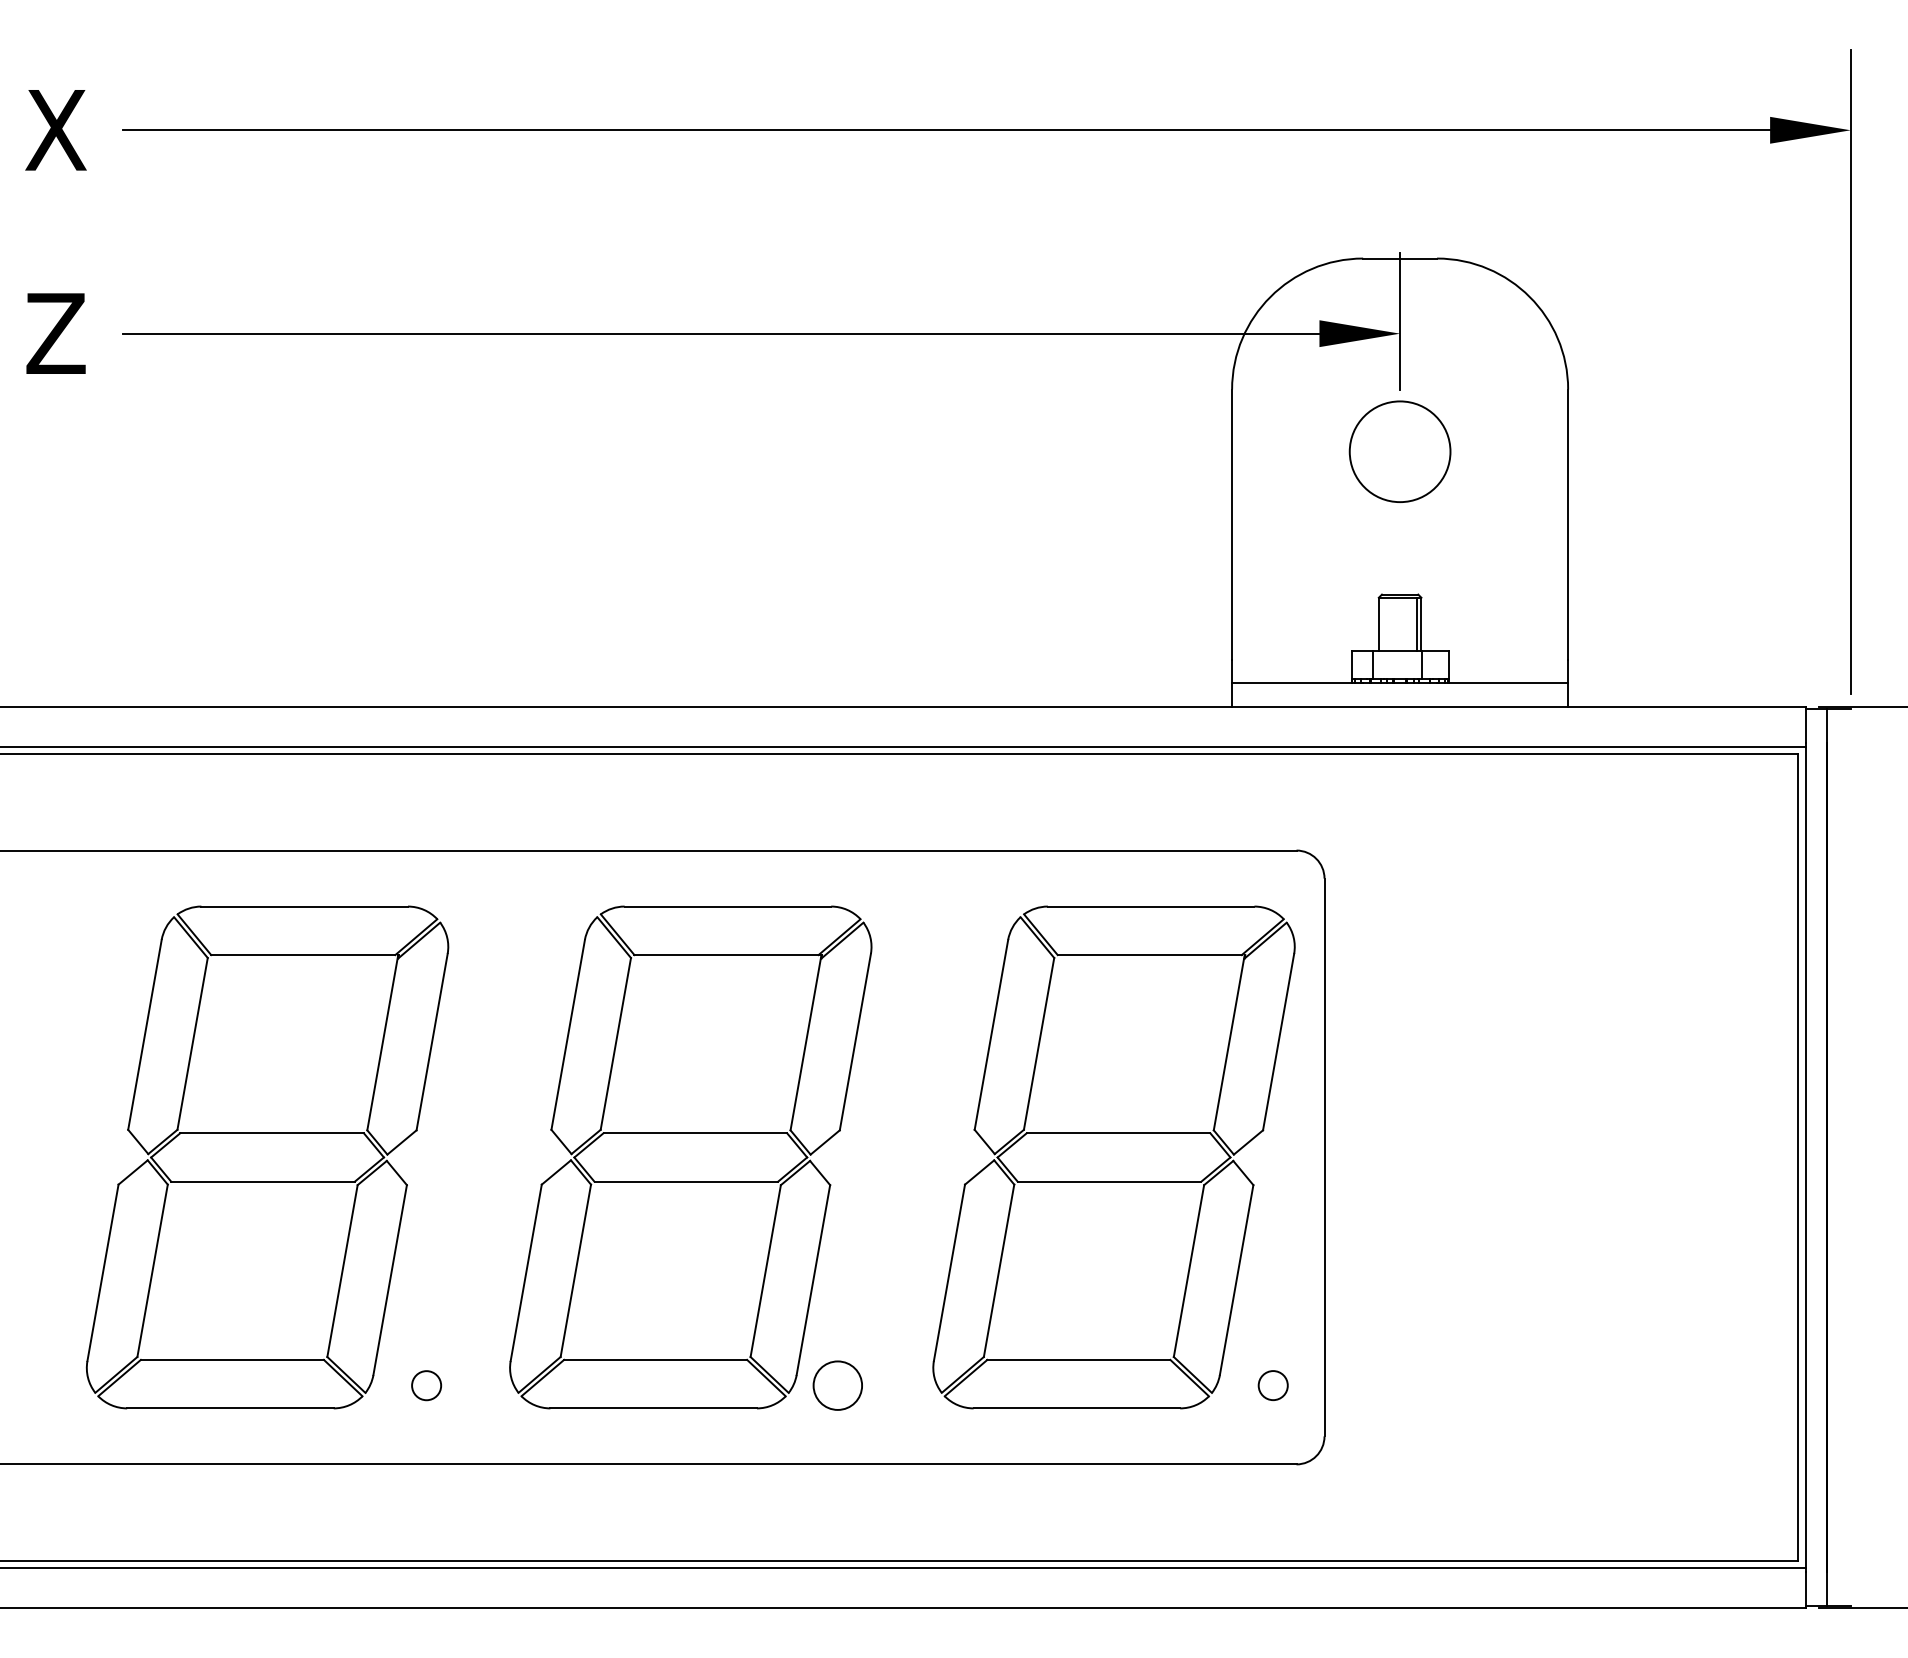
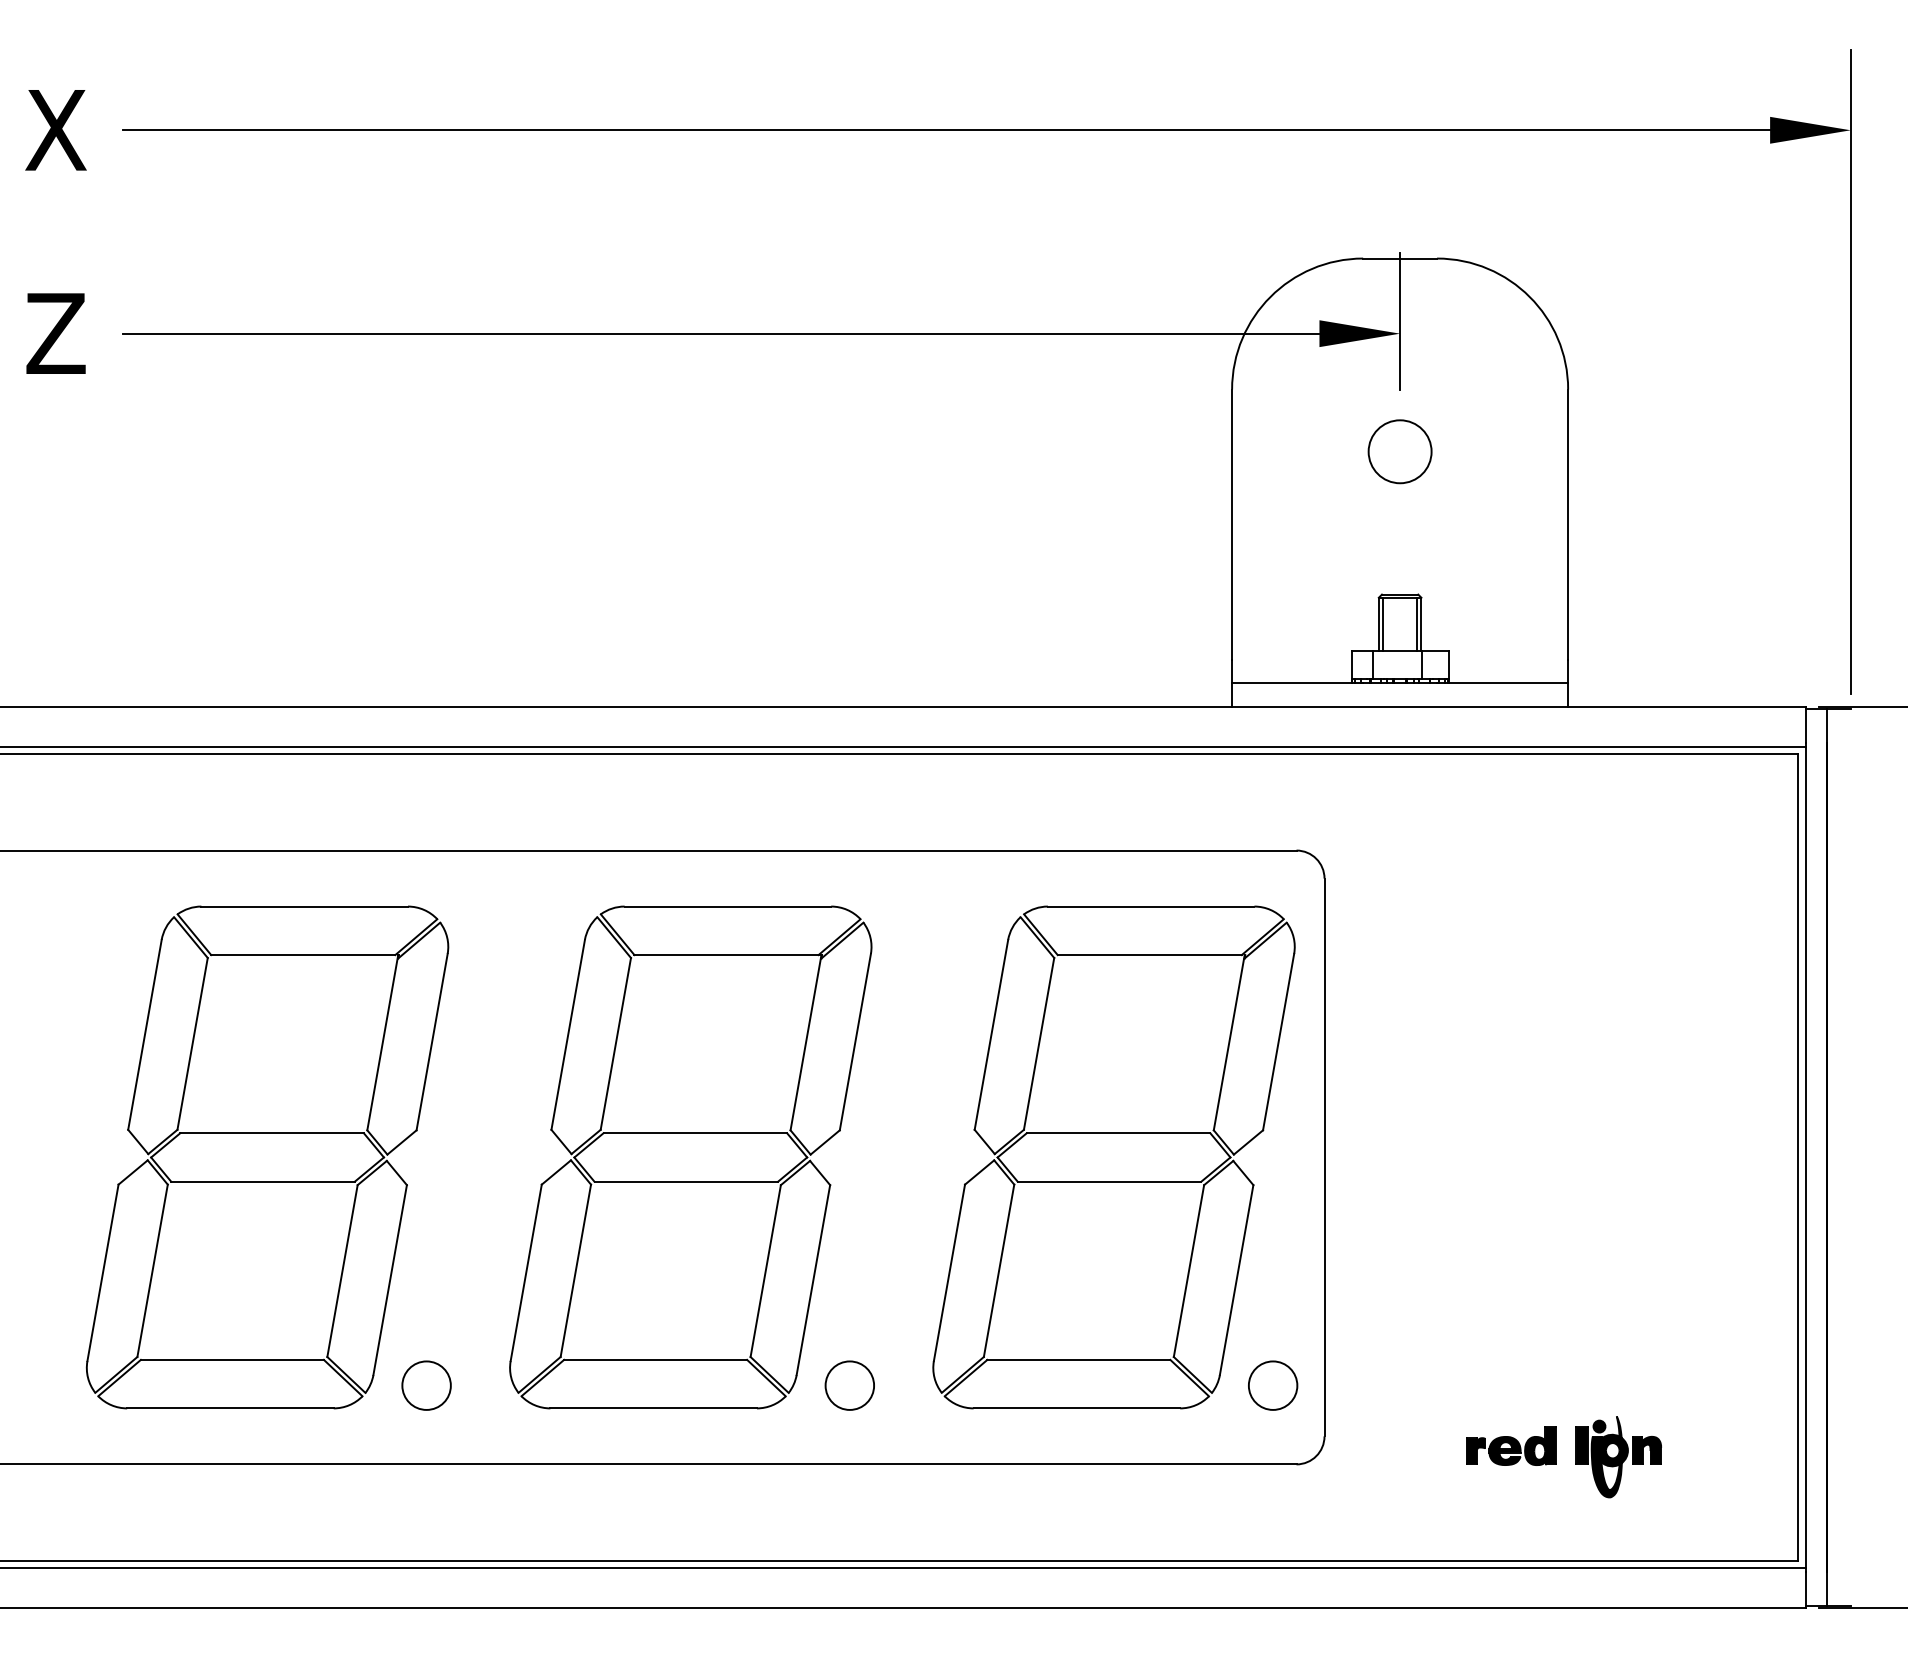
circle diameter: 101 px -> 63 px (1399, 451)
line: none -> present (1383, 623)
circle diameter: 29 px -> 49 px (426, 1385)
circle position: (837, 1385) -> (849, 1385) (849, 1385)
circle size: 32x31 px -> 51x51 px (1273, 1385)
part: none -> present (1556, 1457)
